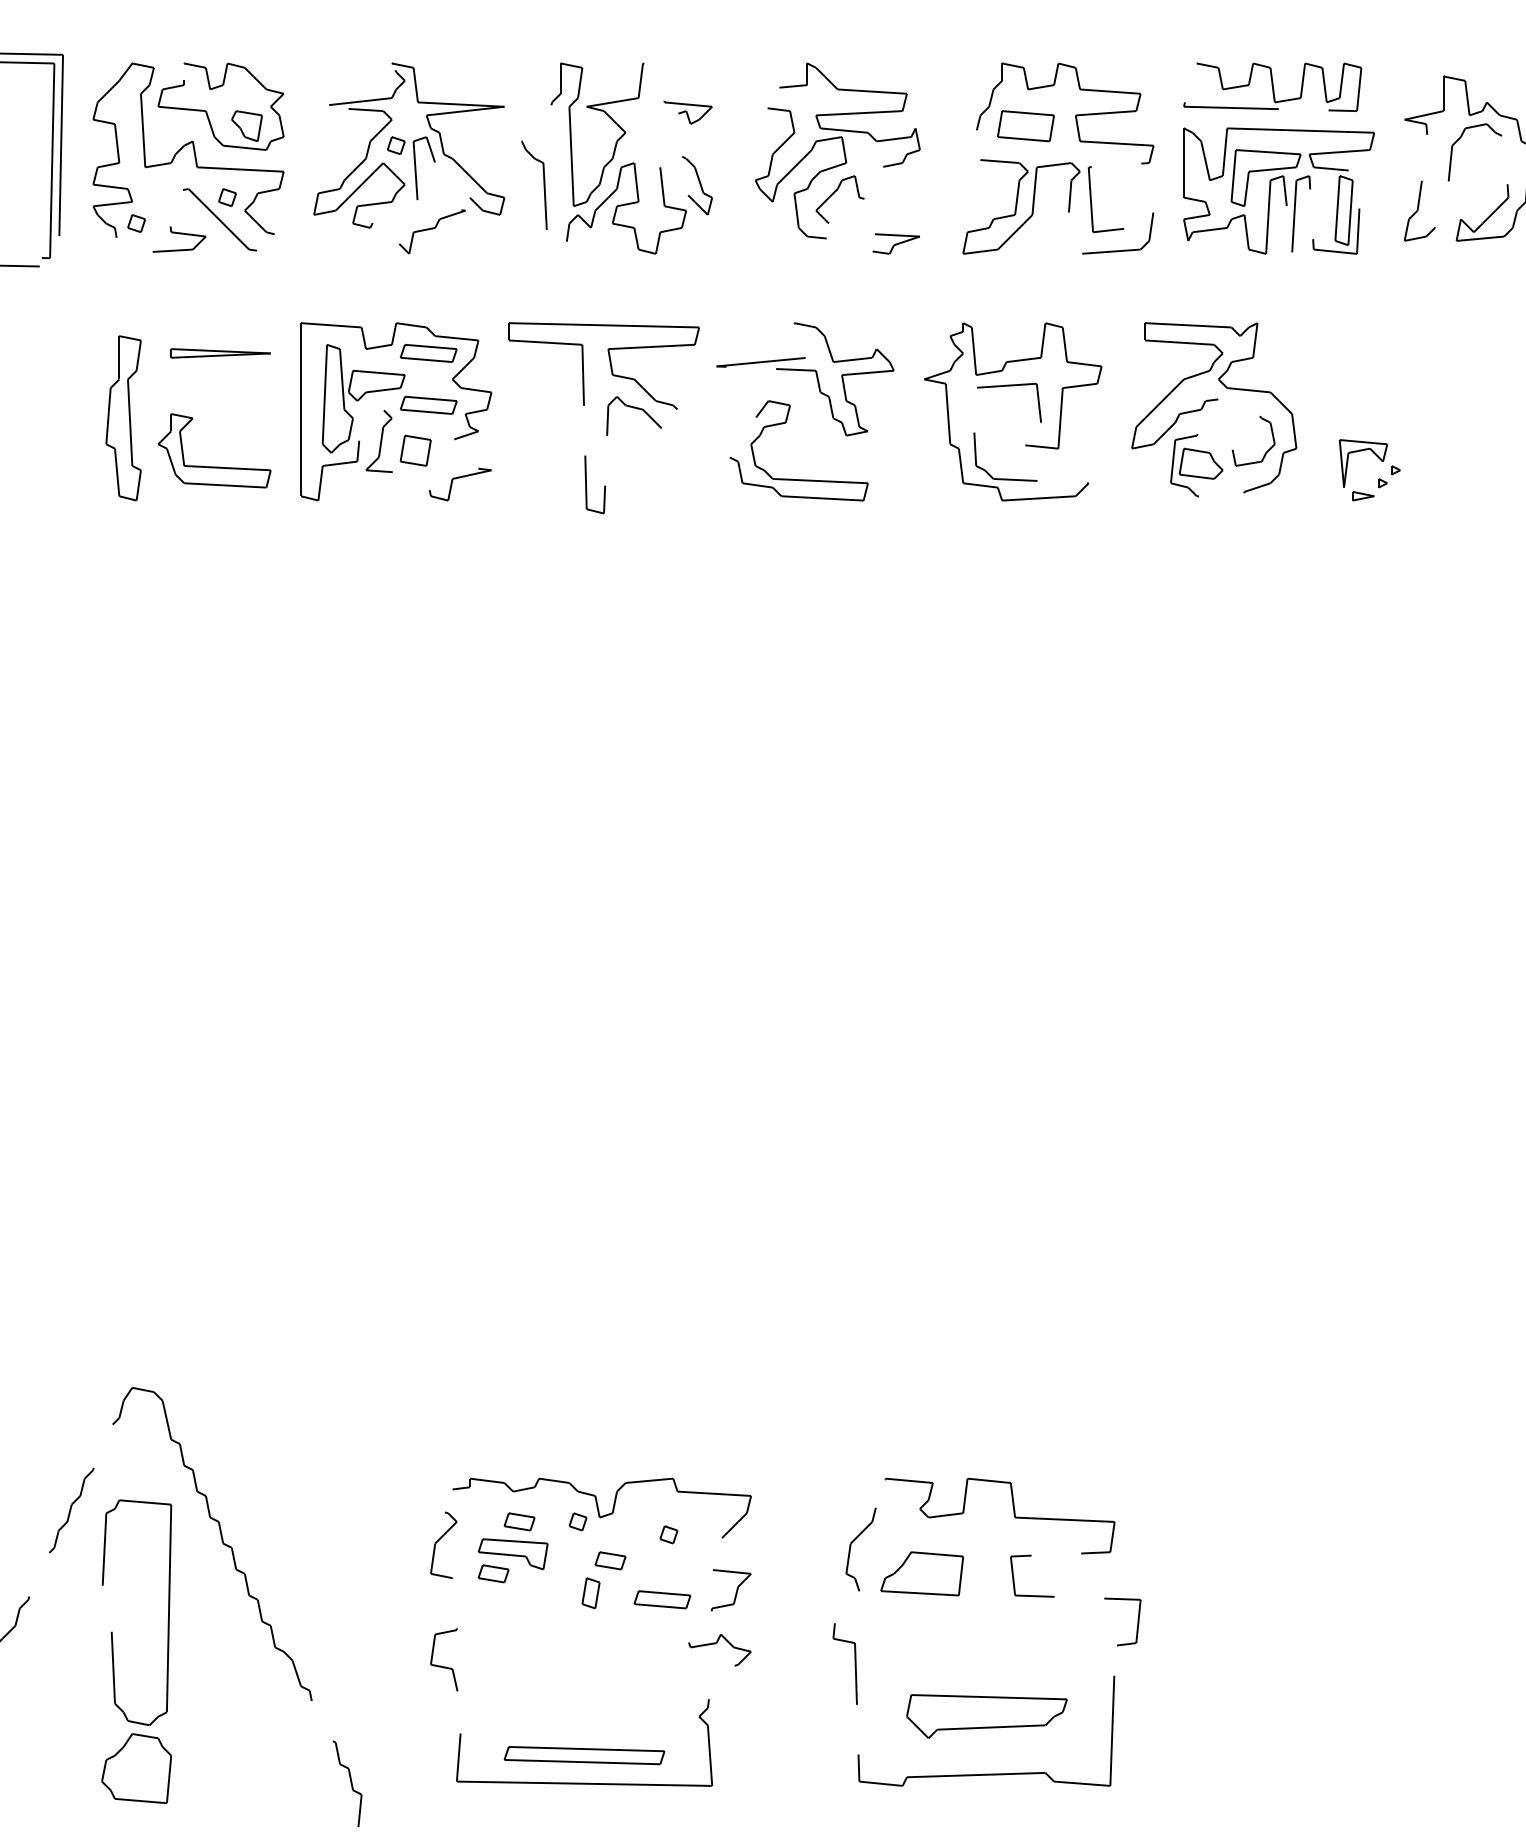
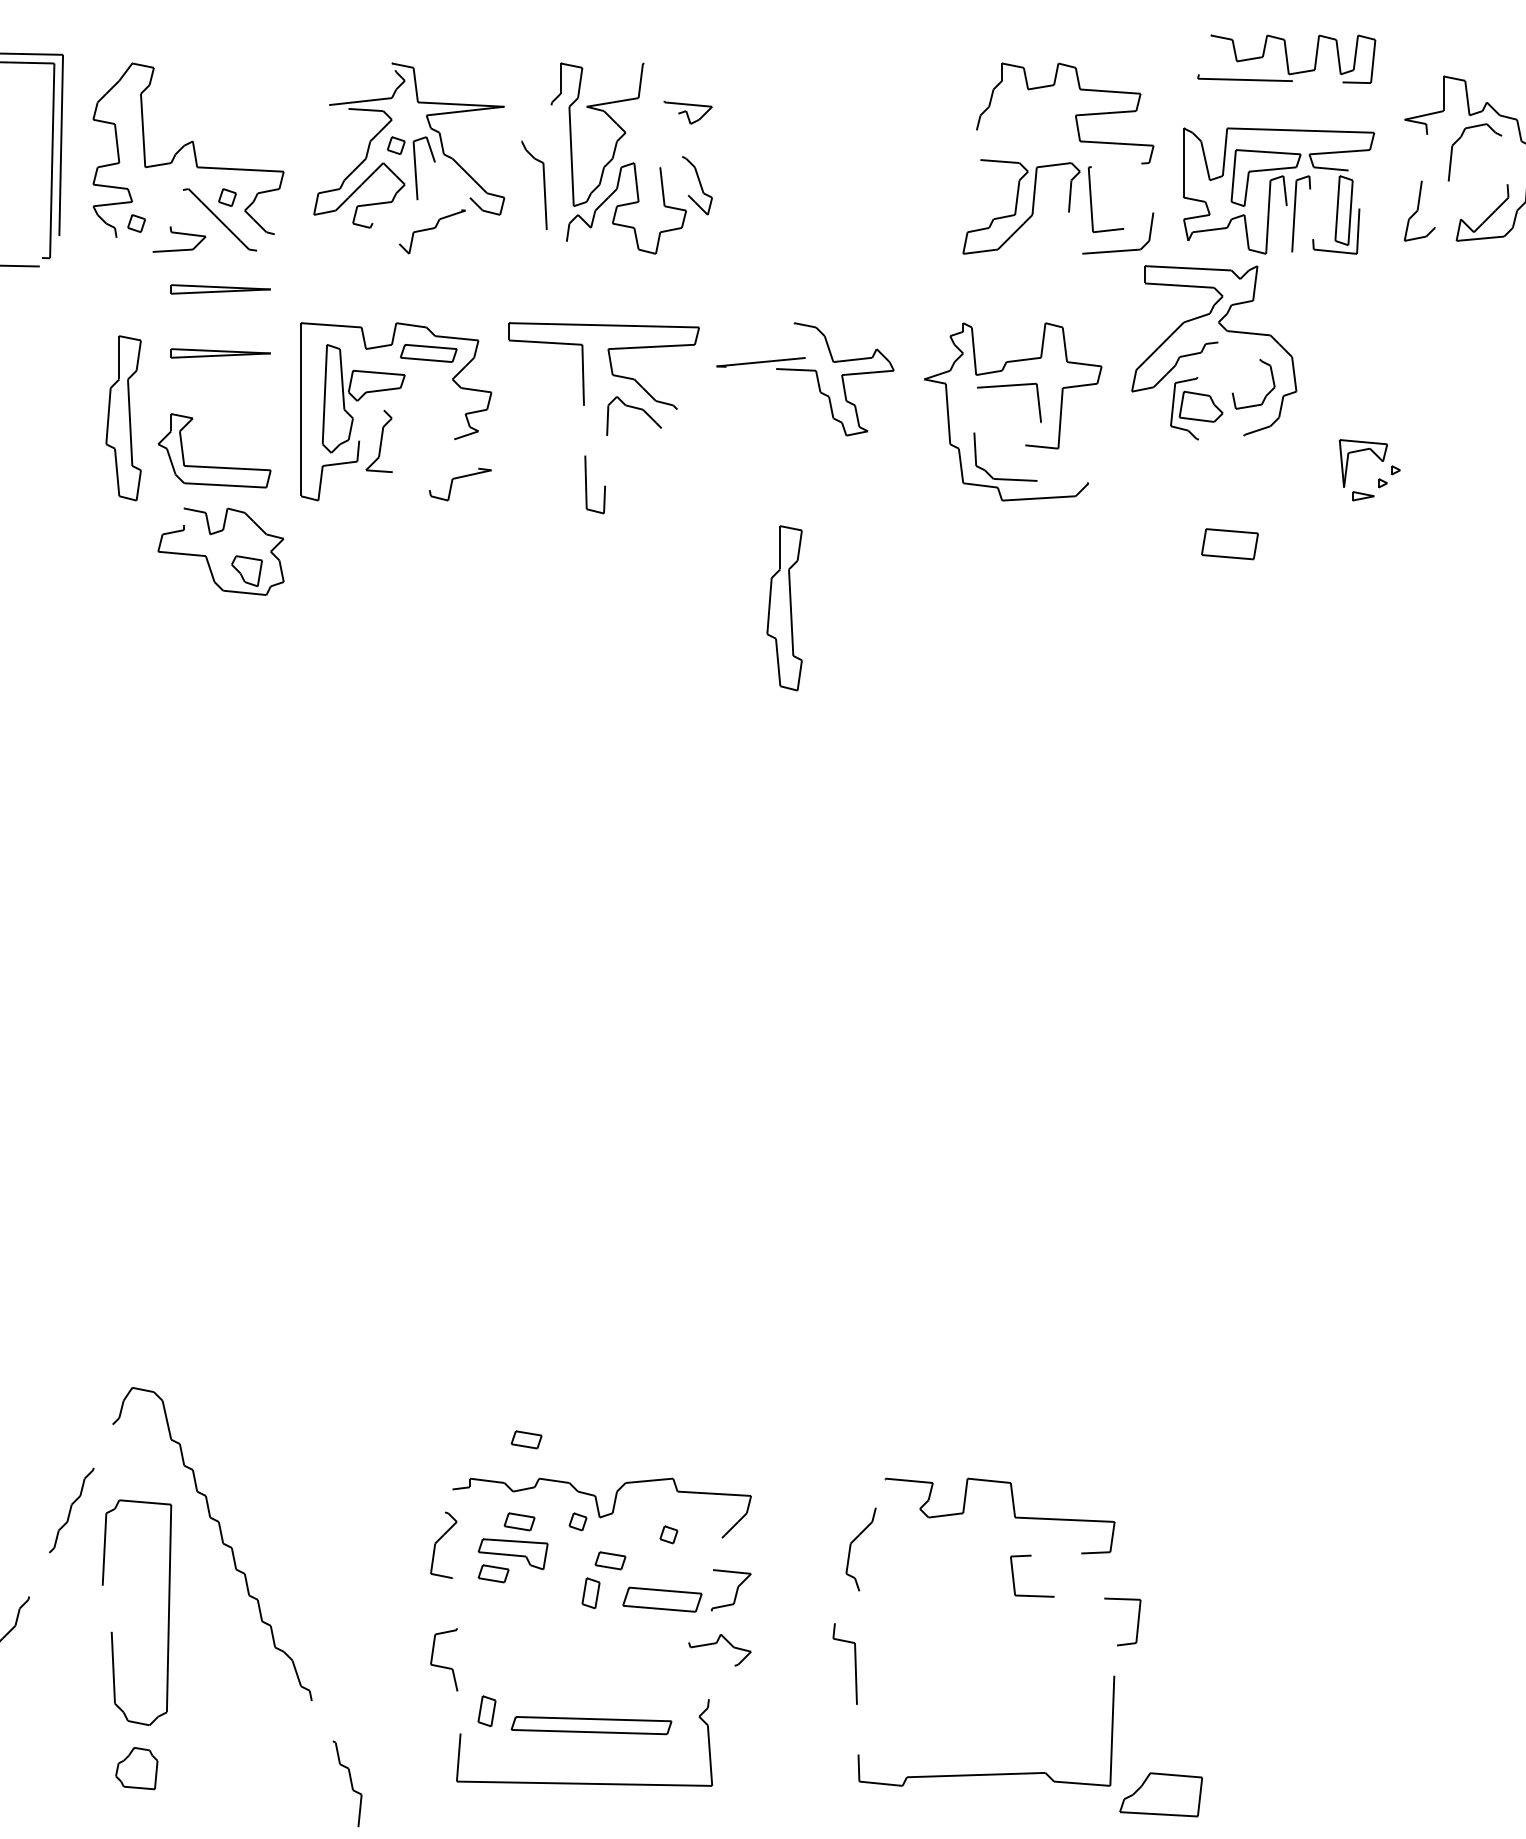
part position: (1272, 86) -> (1286, 58) (1286, 58)
part position: (207, 112) -> (207, 557) (207, 557)
part position: (1025, 126) -> (1229, 544) (1229, 544)
part: present -> none (838, 164)
part: none -> present (220, 289)
part position: (1212, 401) -> (1212, 344) (1212, 344)
part: present -> none (428, 404)
part: present -> none (415, 450)
part: present -> none (791, 478)
part: none -> present (784, 608)
part: none -> present (526, 1439)
part position: (921, 1573) -> (1160, 1794) (1160, 1794)
part size: 59x20 px -> 81x27 px (662, 1599)
part: none -> present (486, 1711)
part: present -> none (986, 1716)
part position: (584, 1755) -> (591, 1725) (591, 1725)
part size: 72x71 px -> 44x44 px (136, 1768)
